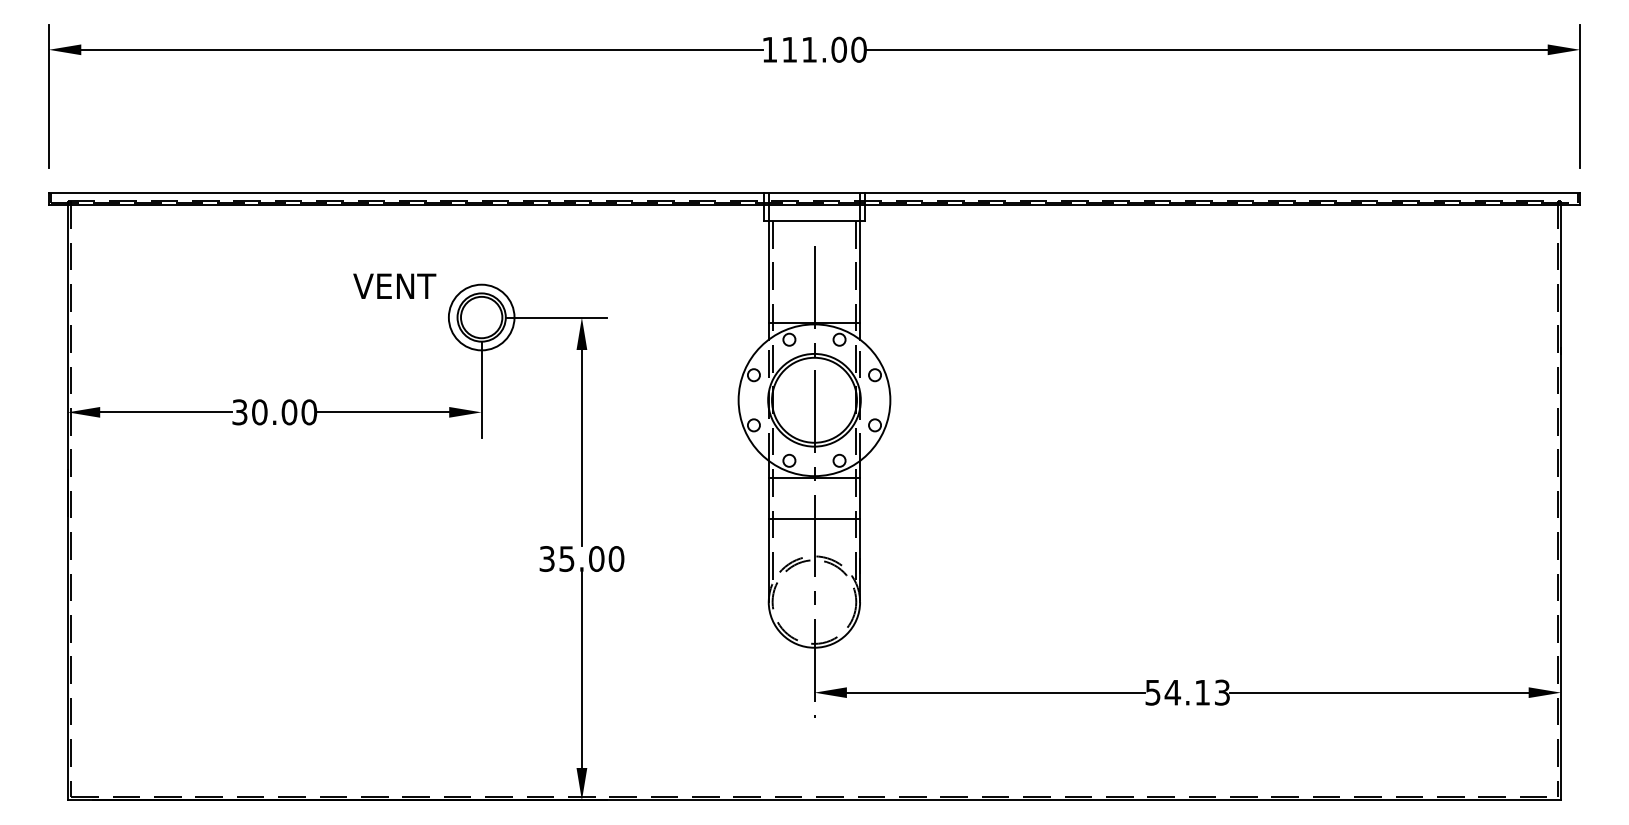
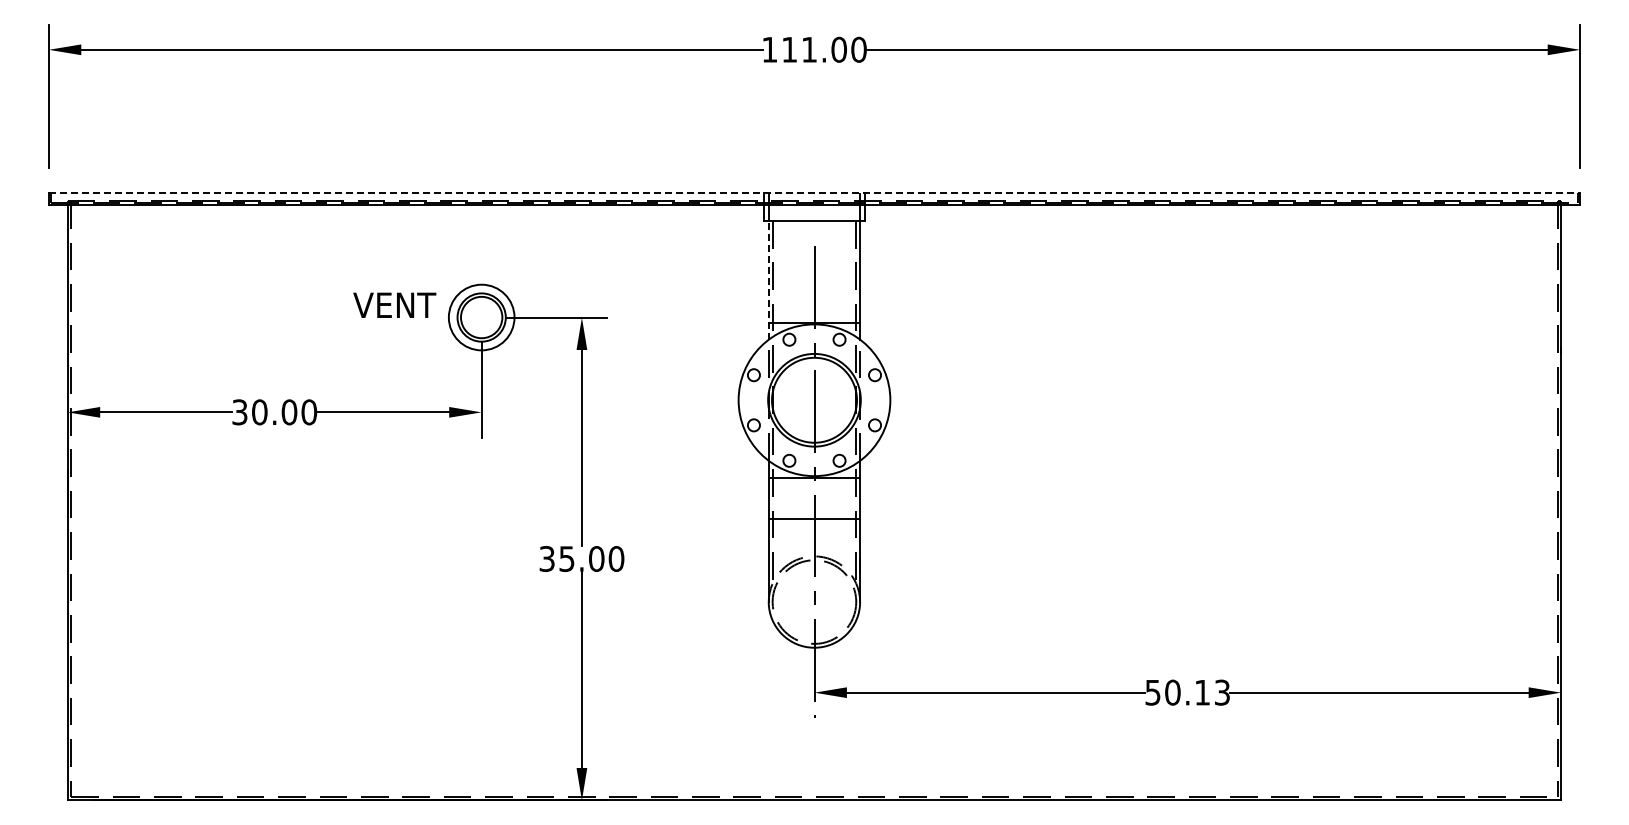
line: solid -> dashed (814, 193)
line: solid -> dashed (768, 279)
text position: (394, 285) -> (394, 304) (394, 304)
text: 54.13 -> 50.13 (1172, 692)
